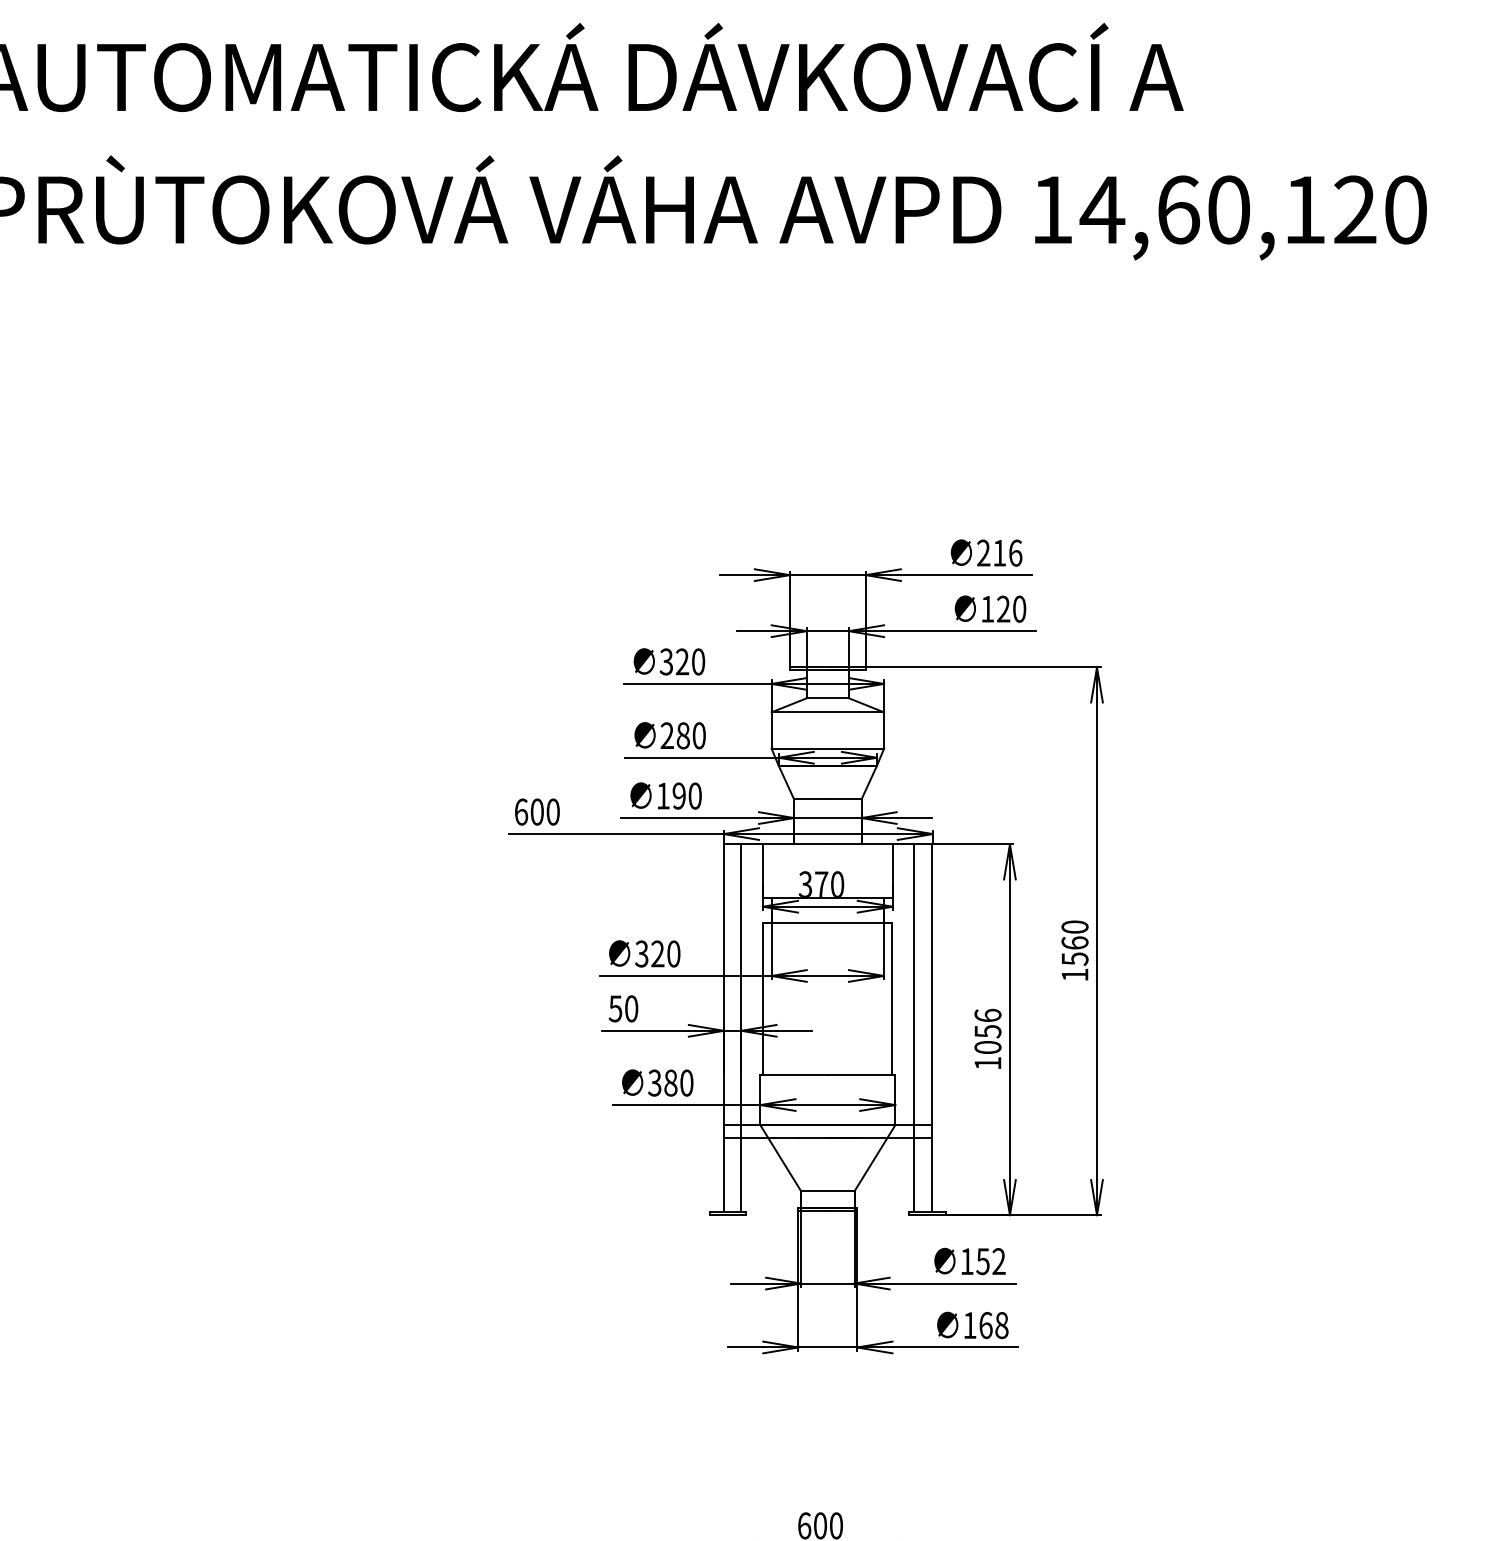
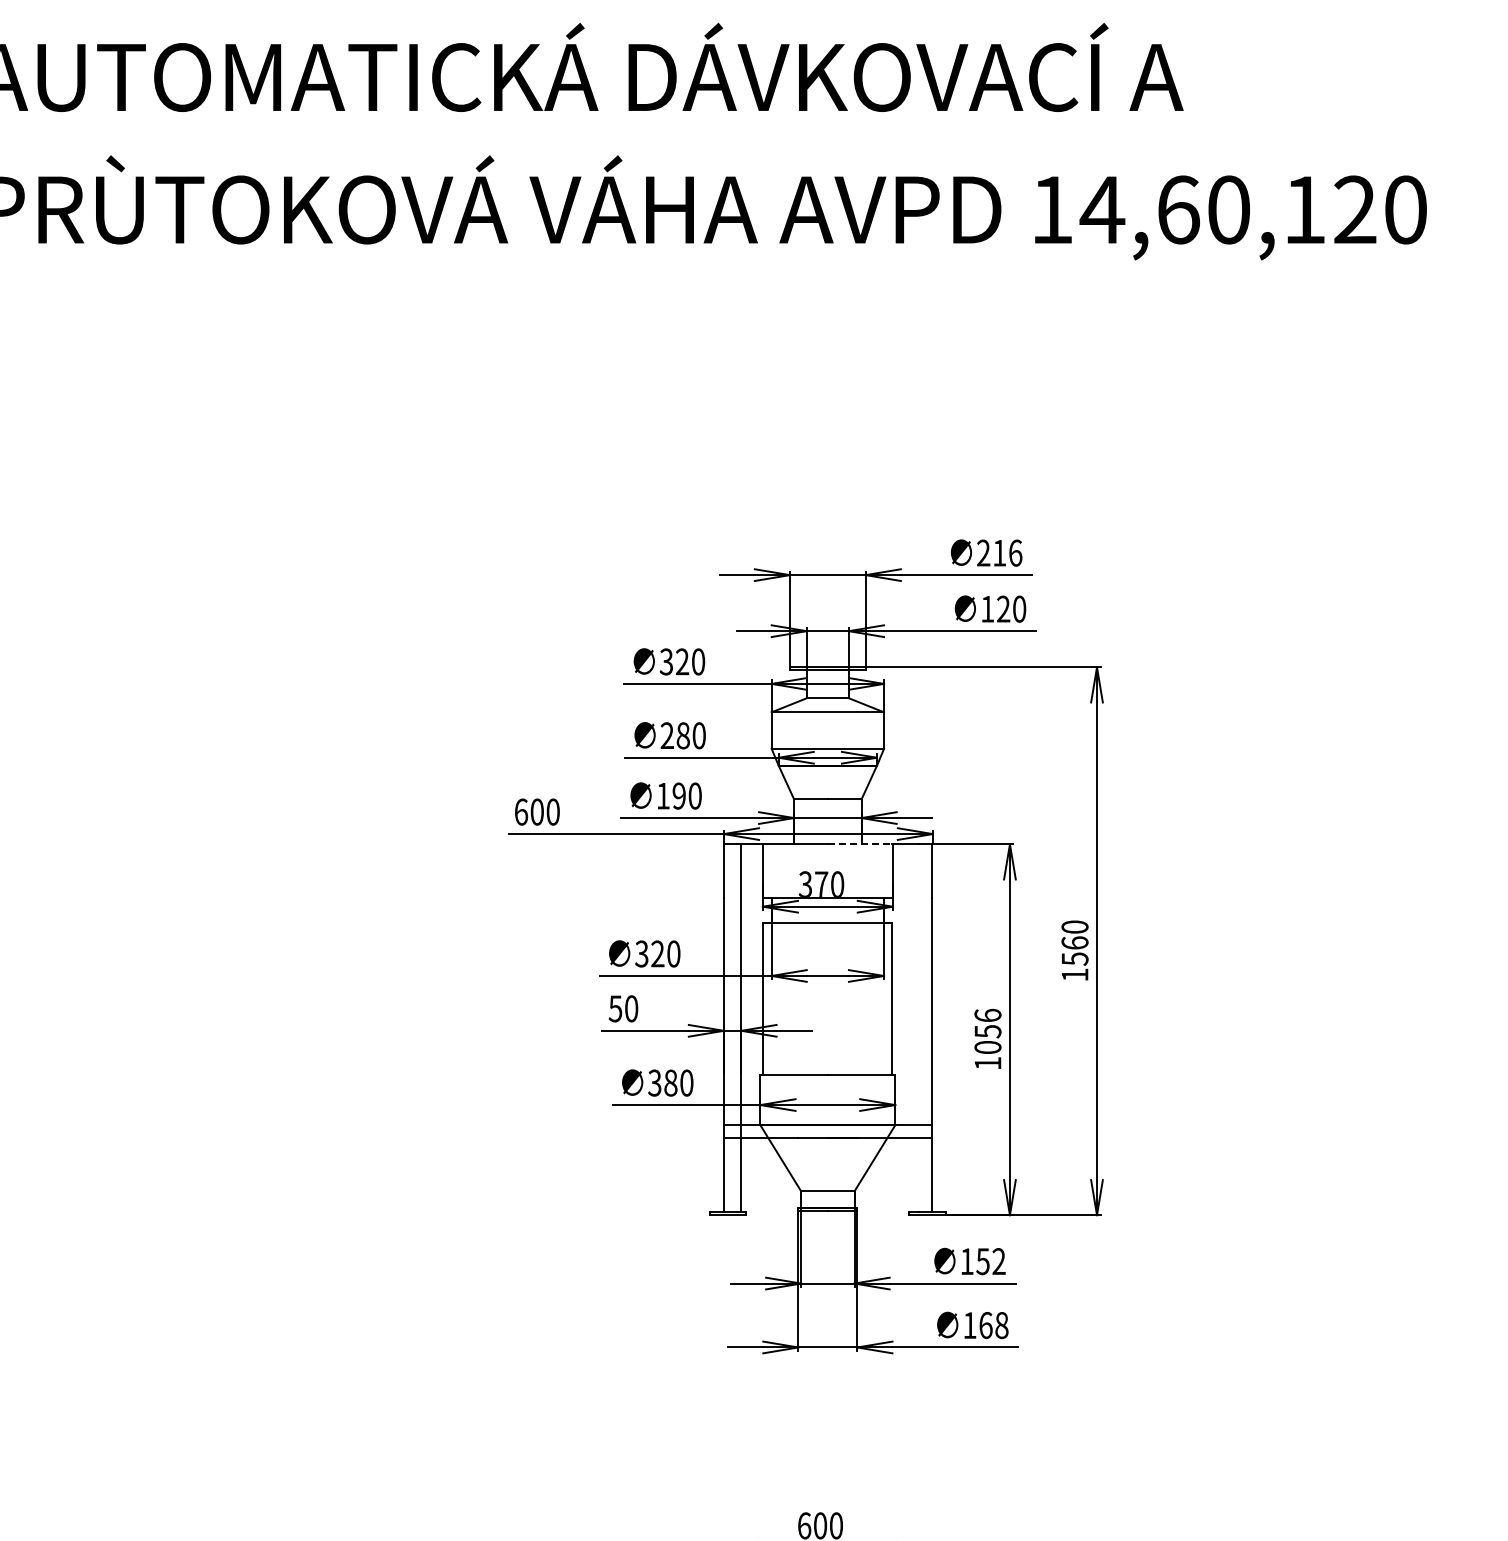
line: solid -> dashed (860, 844)
line: present -> none (914, 1028)
